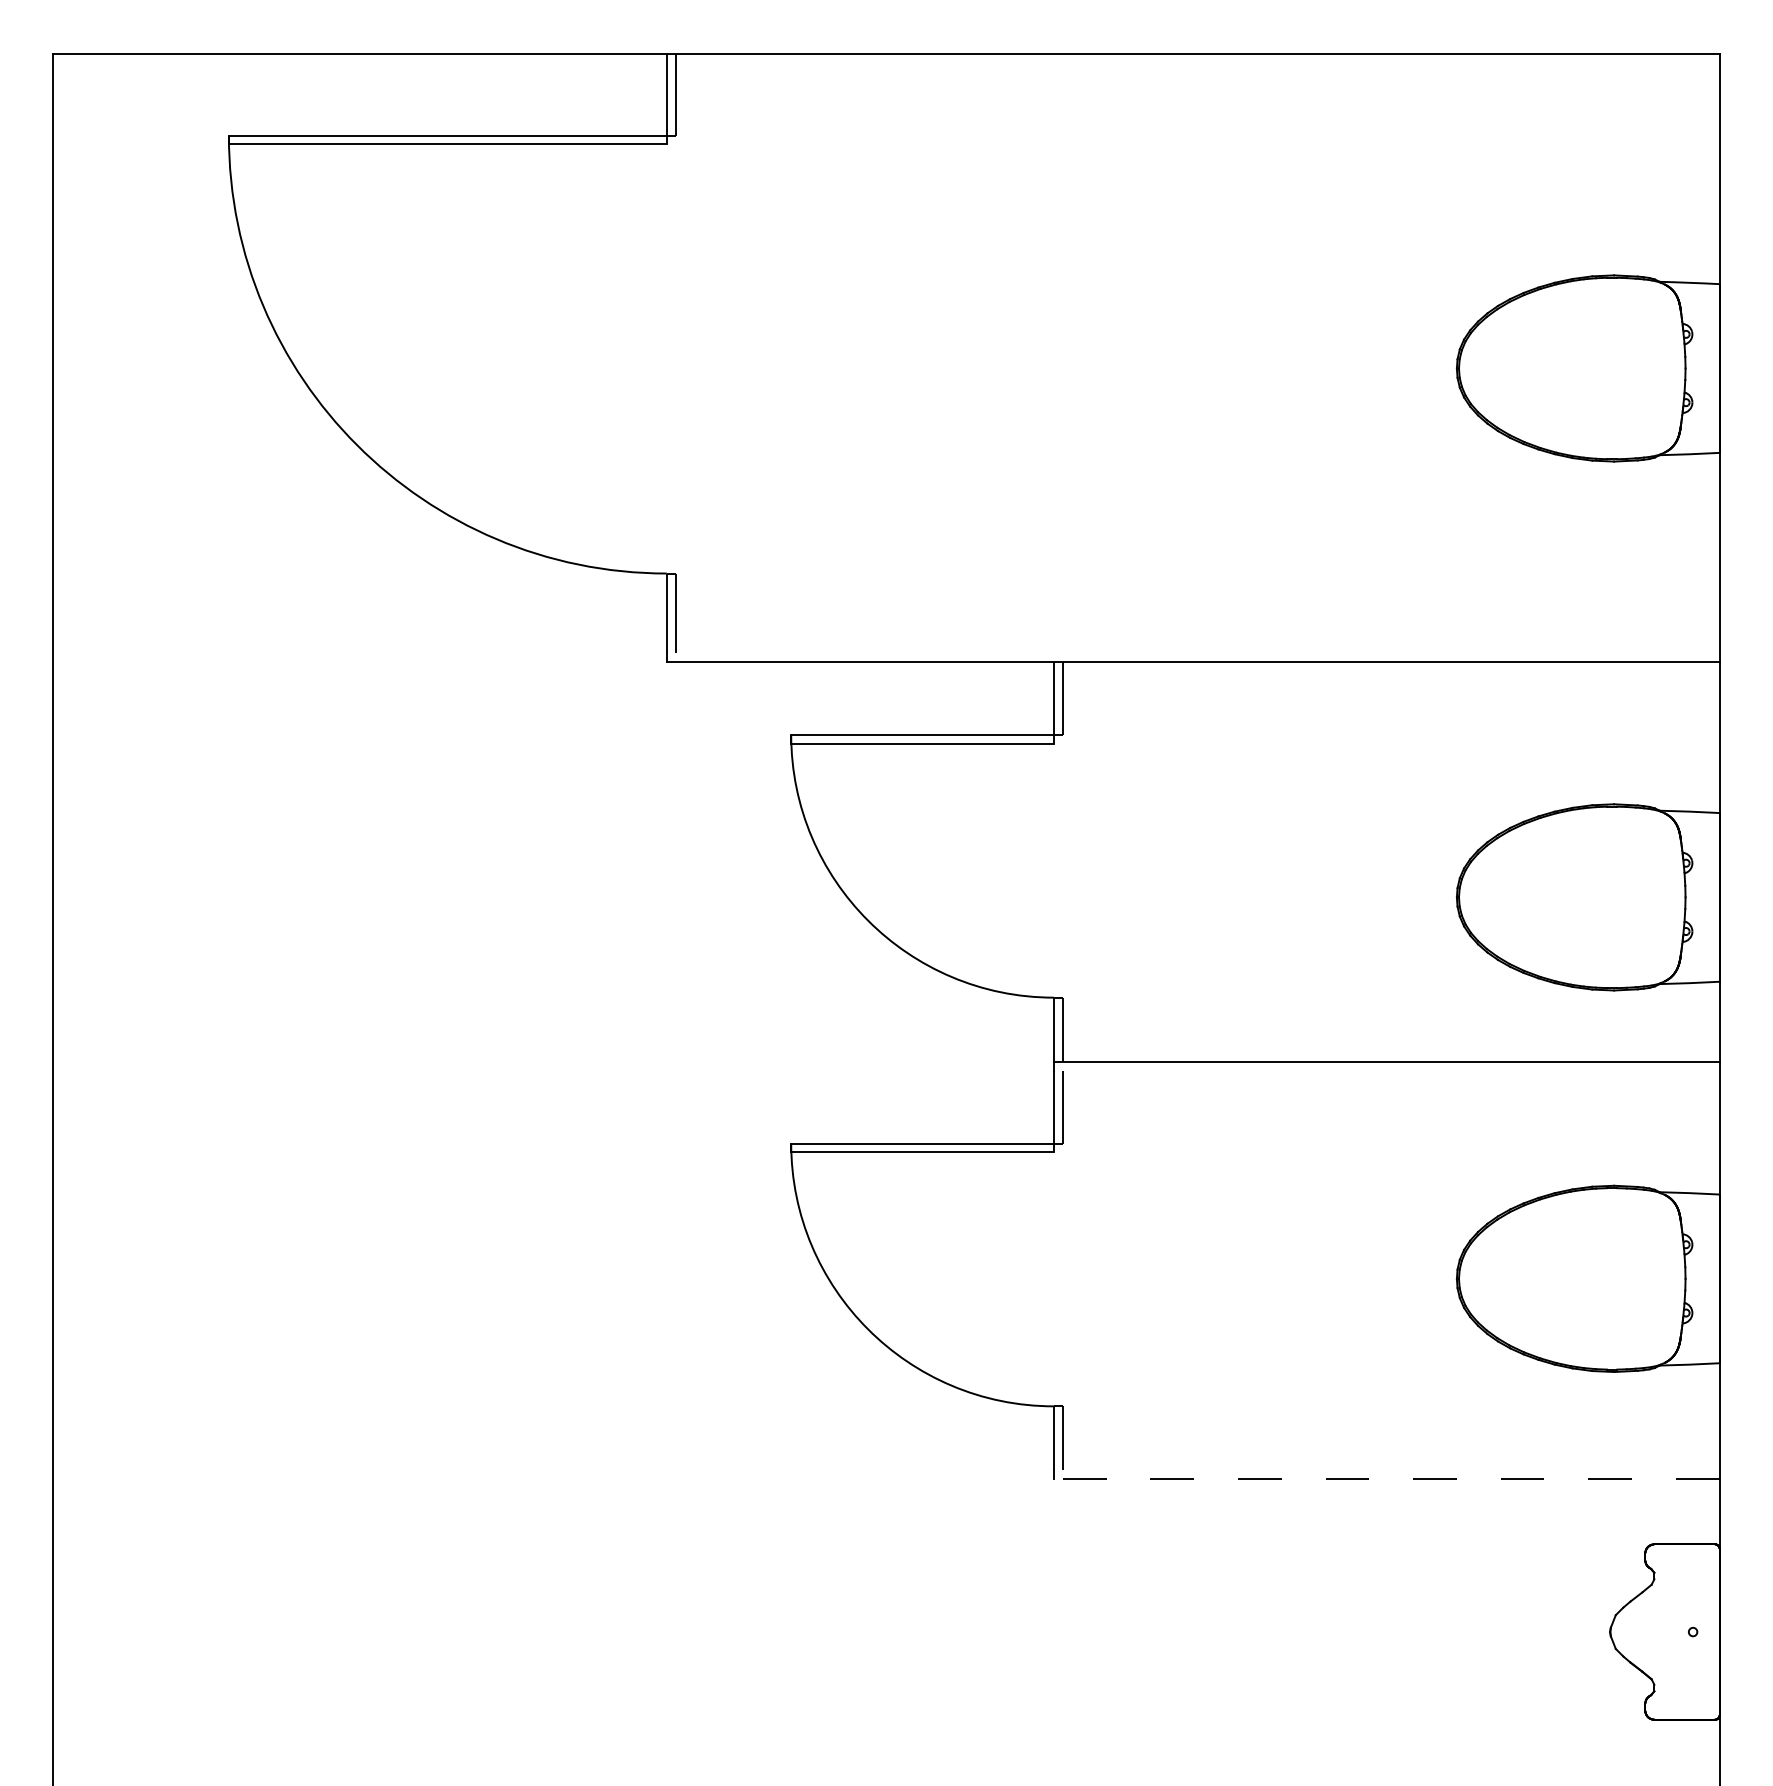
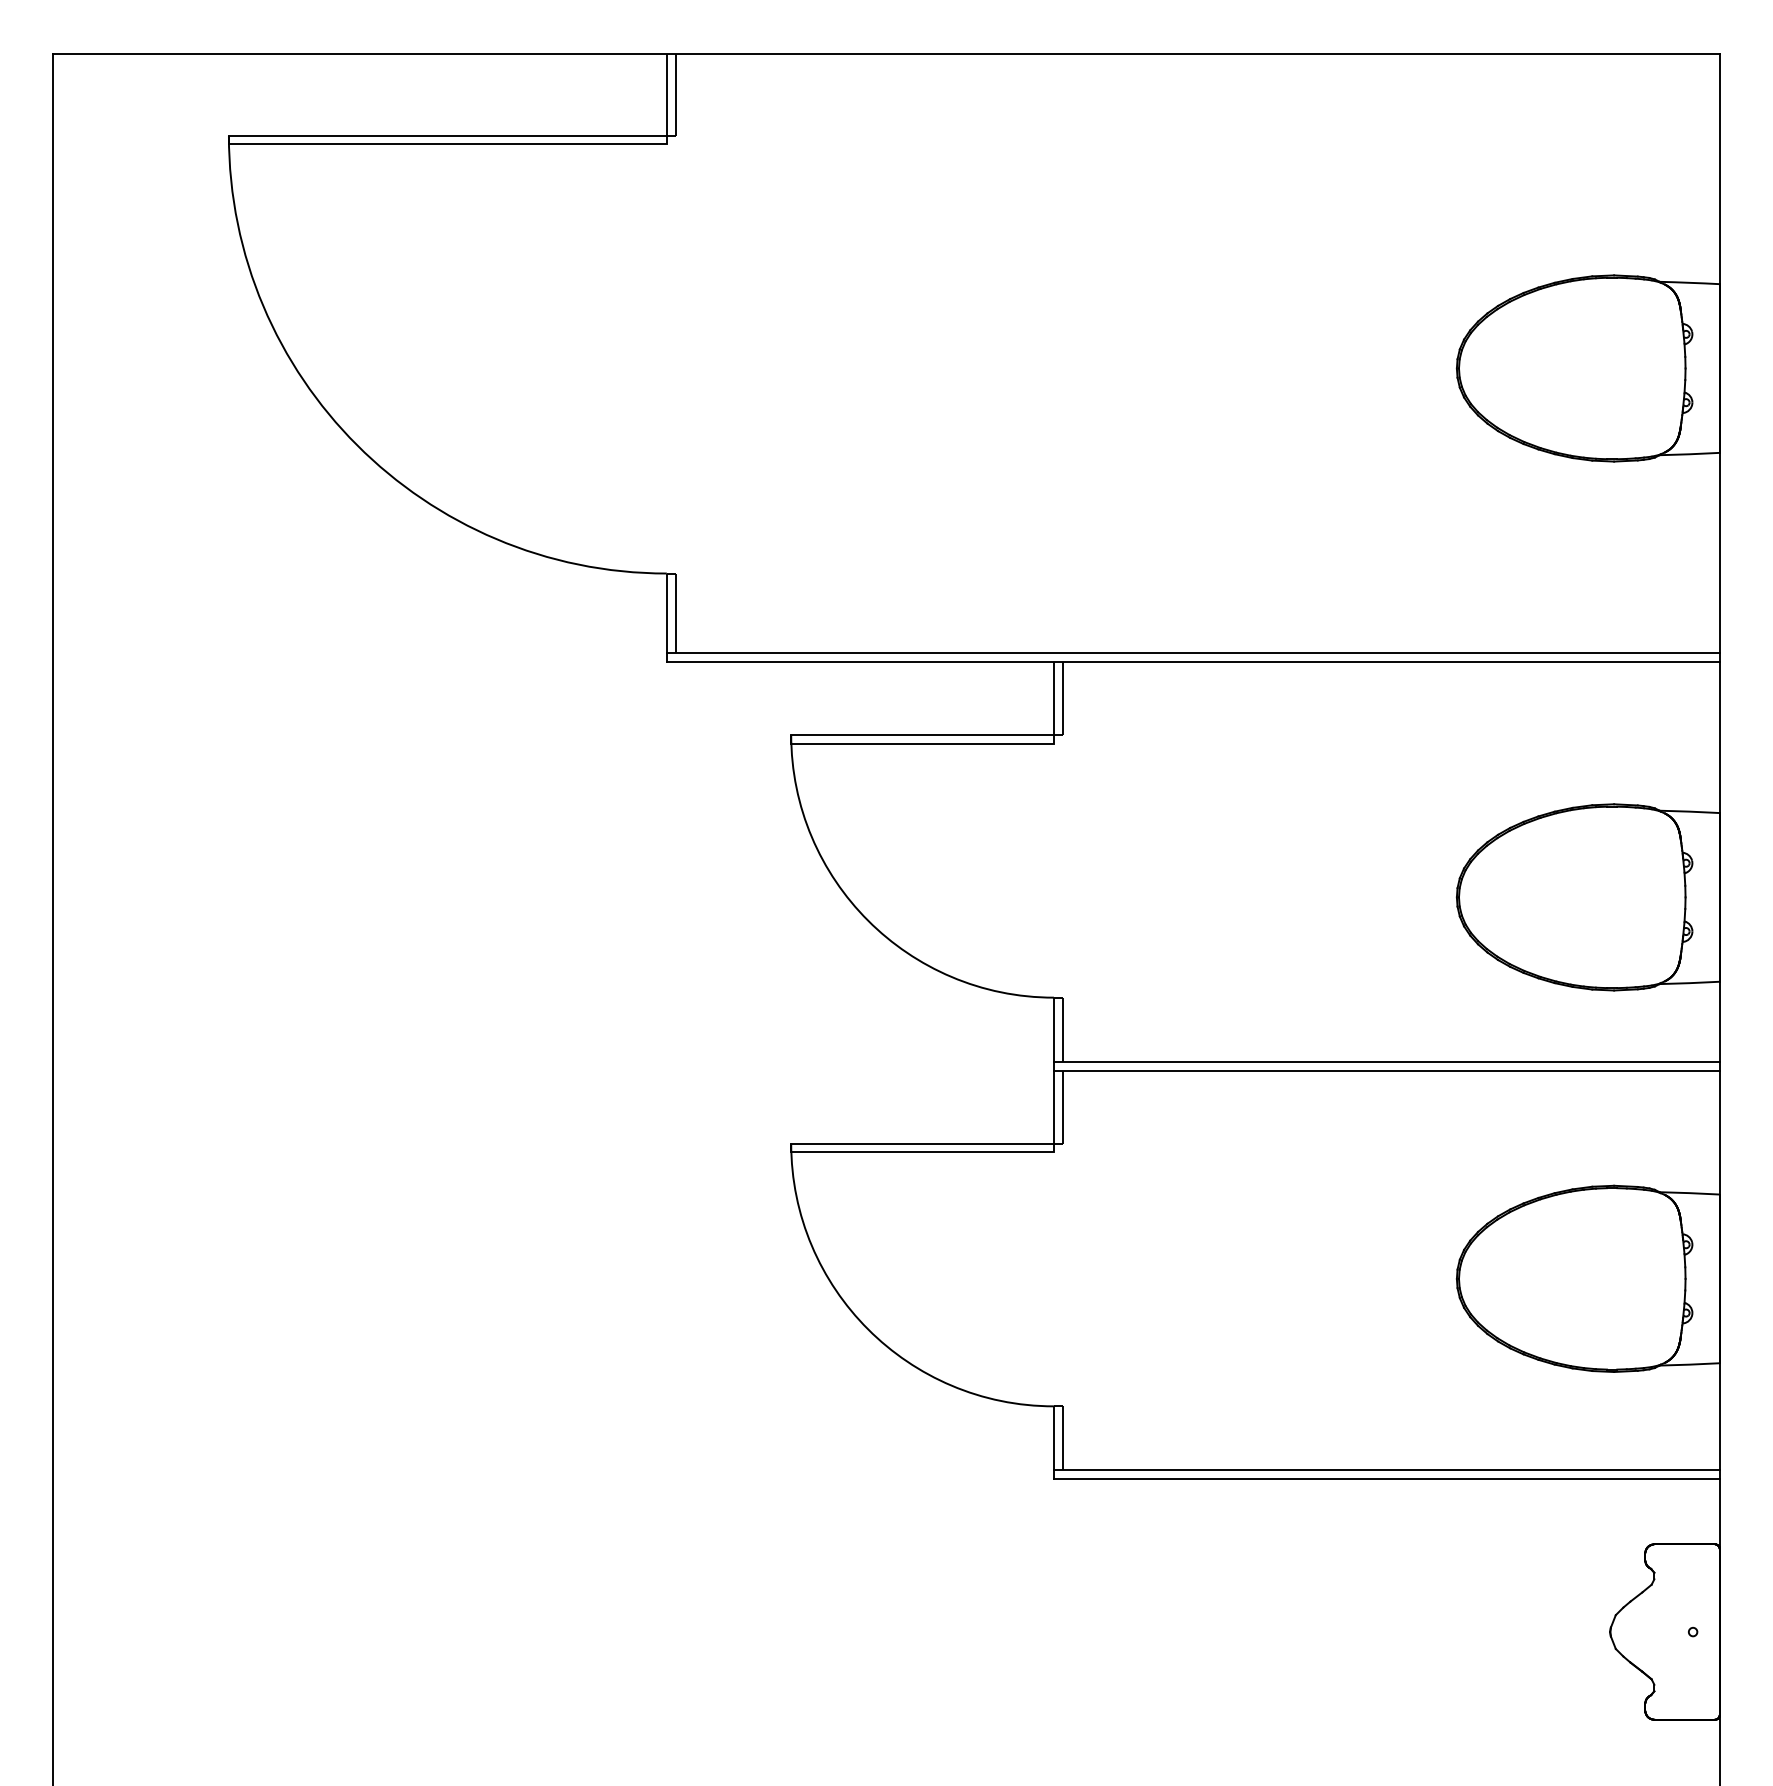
line: none -> present (1192, 653)
line: none -> present (1386, 1070)
line: none -> present (1386, 1470)
line: dashed -> solid (1386, 1479)
